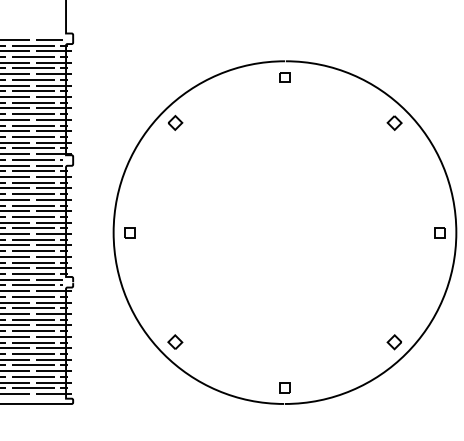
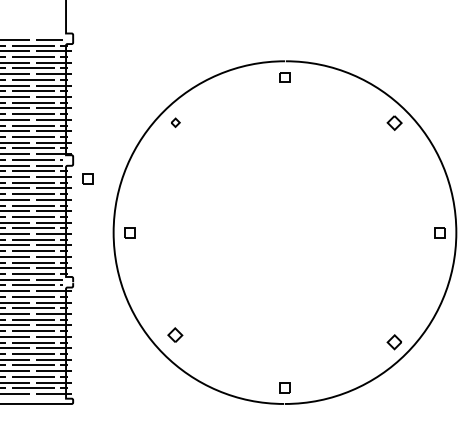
part size: 16x17 px -> 10x11 px (175, 122)
part: none -> present (87, 178)
part position: (175, 341) -> (175, 334) (175, 334)
